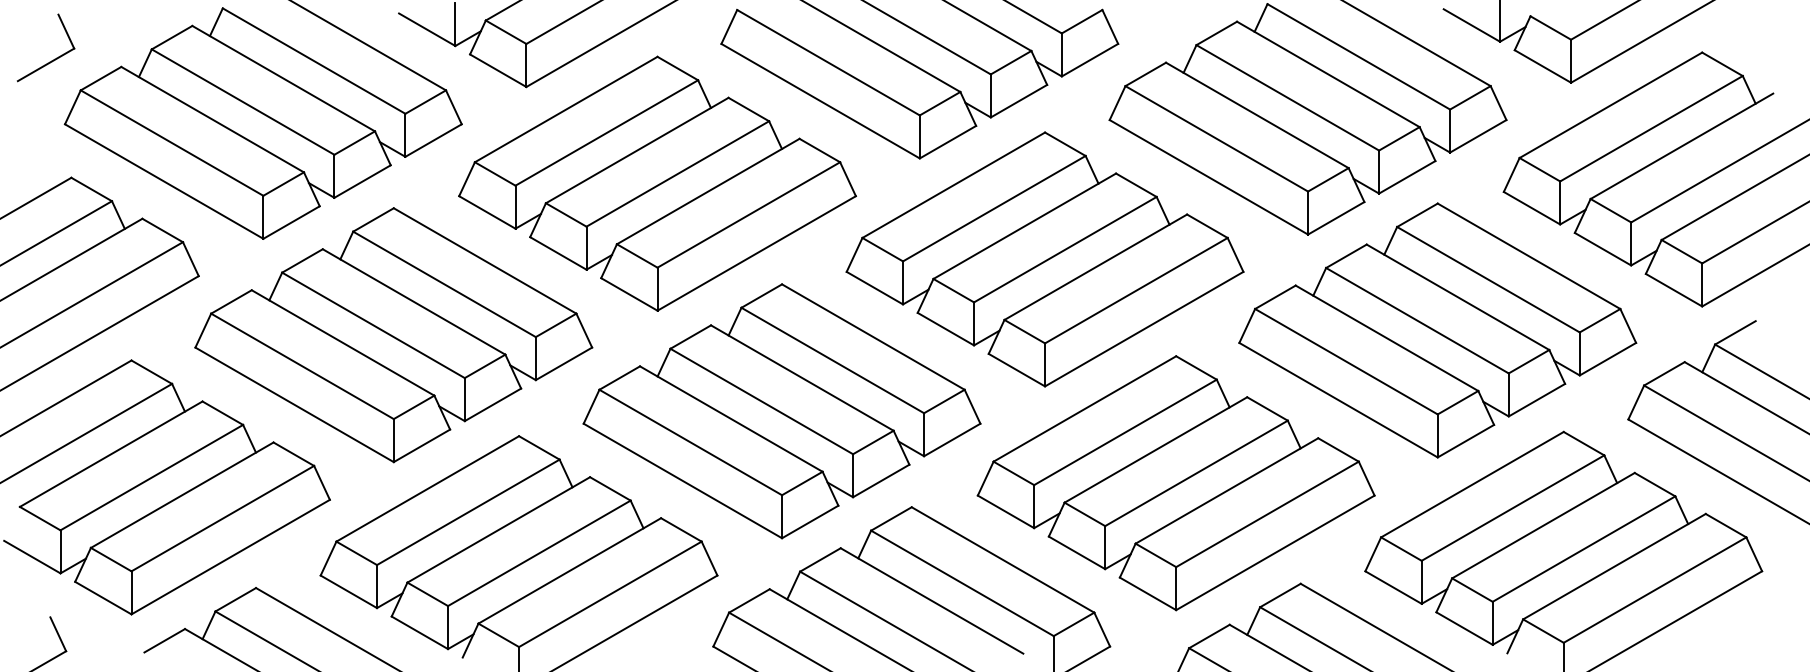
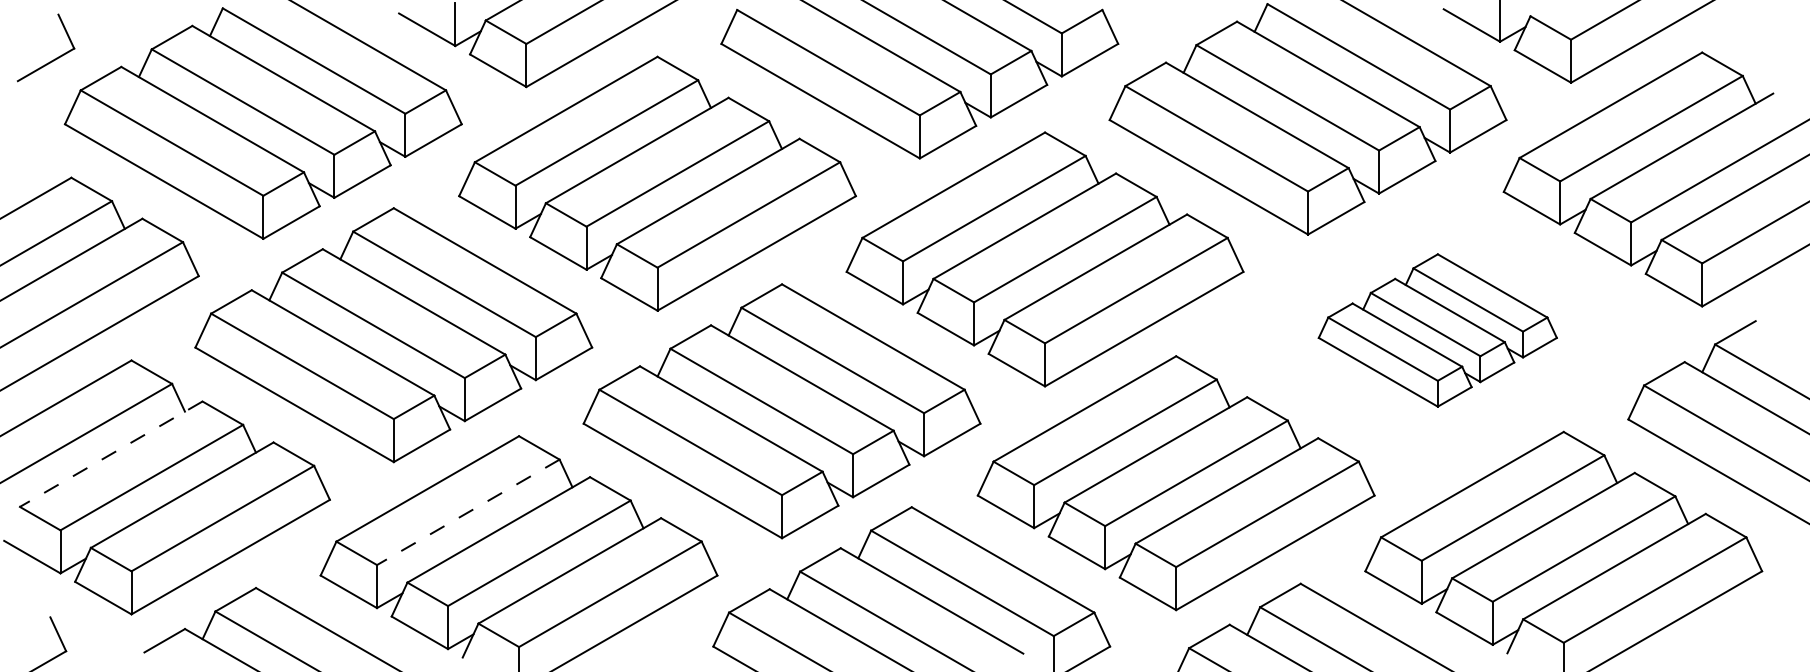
part size: 400x257 px -> 241x155 px (1437, 330)
line: solid -> dashed (110, 454)
line: solid -> dashed (467, 512)
